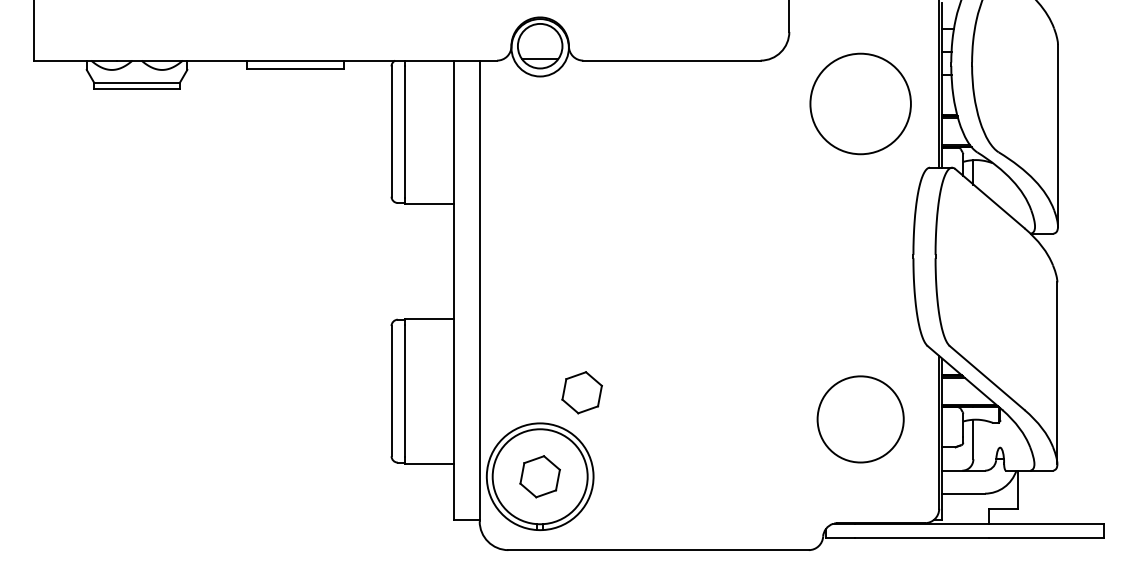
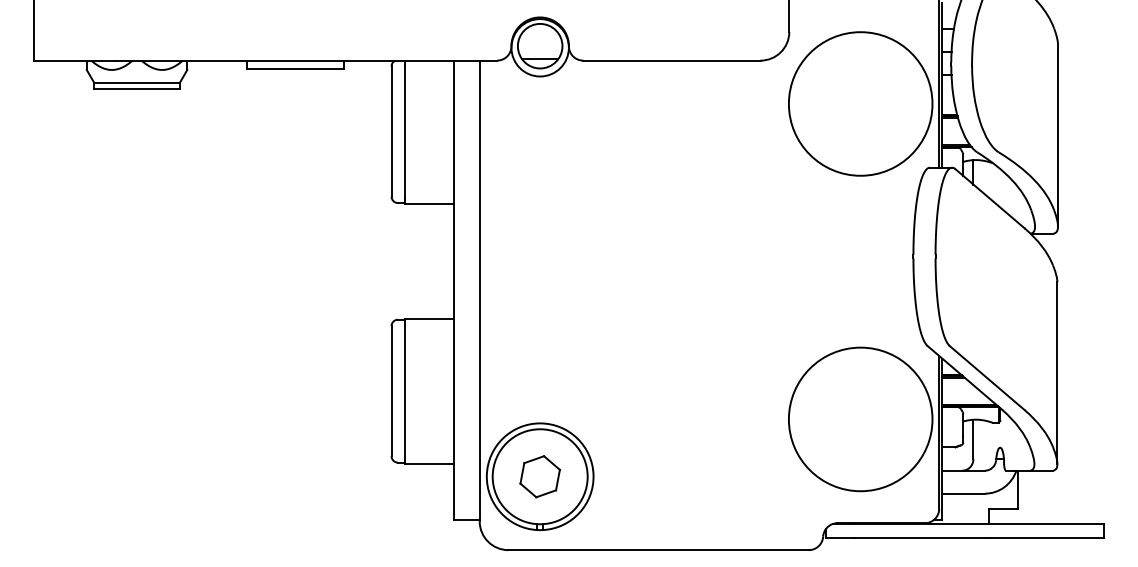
circle diameter: 101 px -> 144 px (860, 103)
part: present -> none (581, 392)
circle diameter: 86 px -> 144 px (860, 419)
